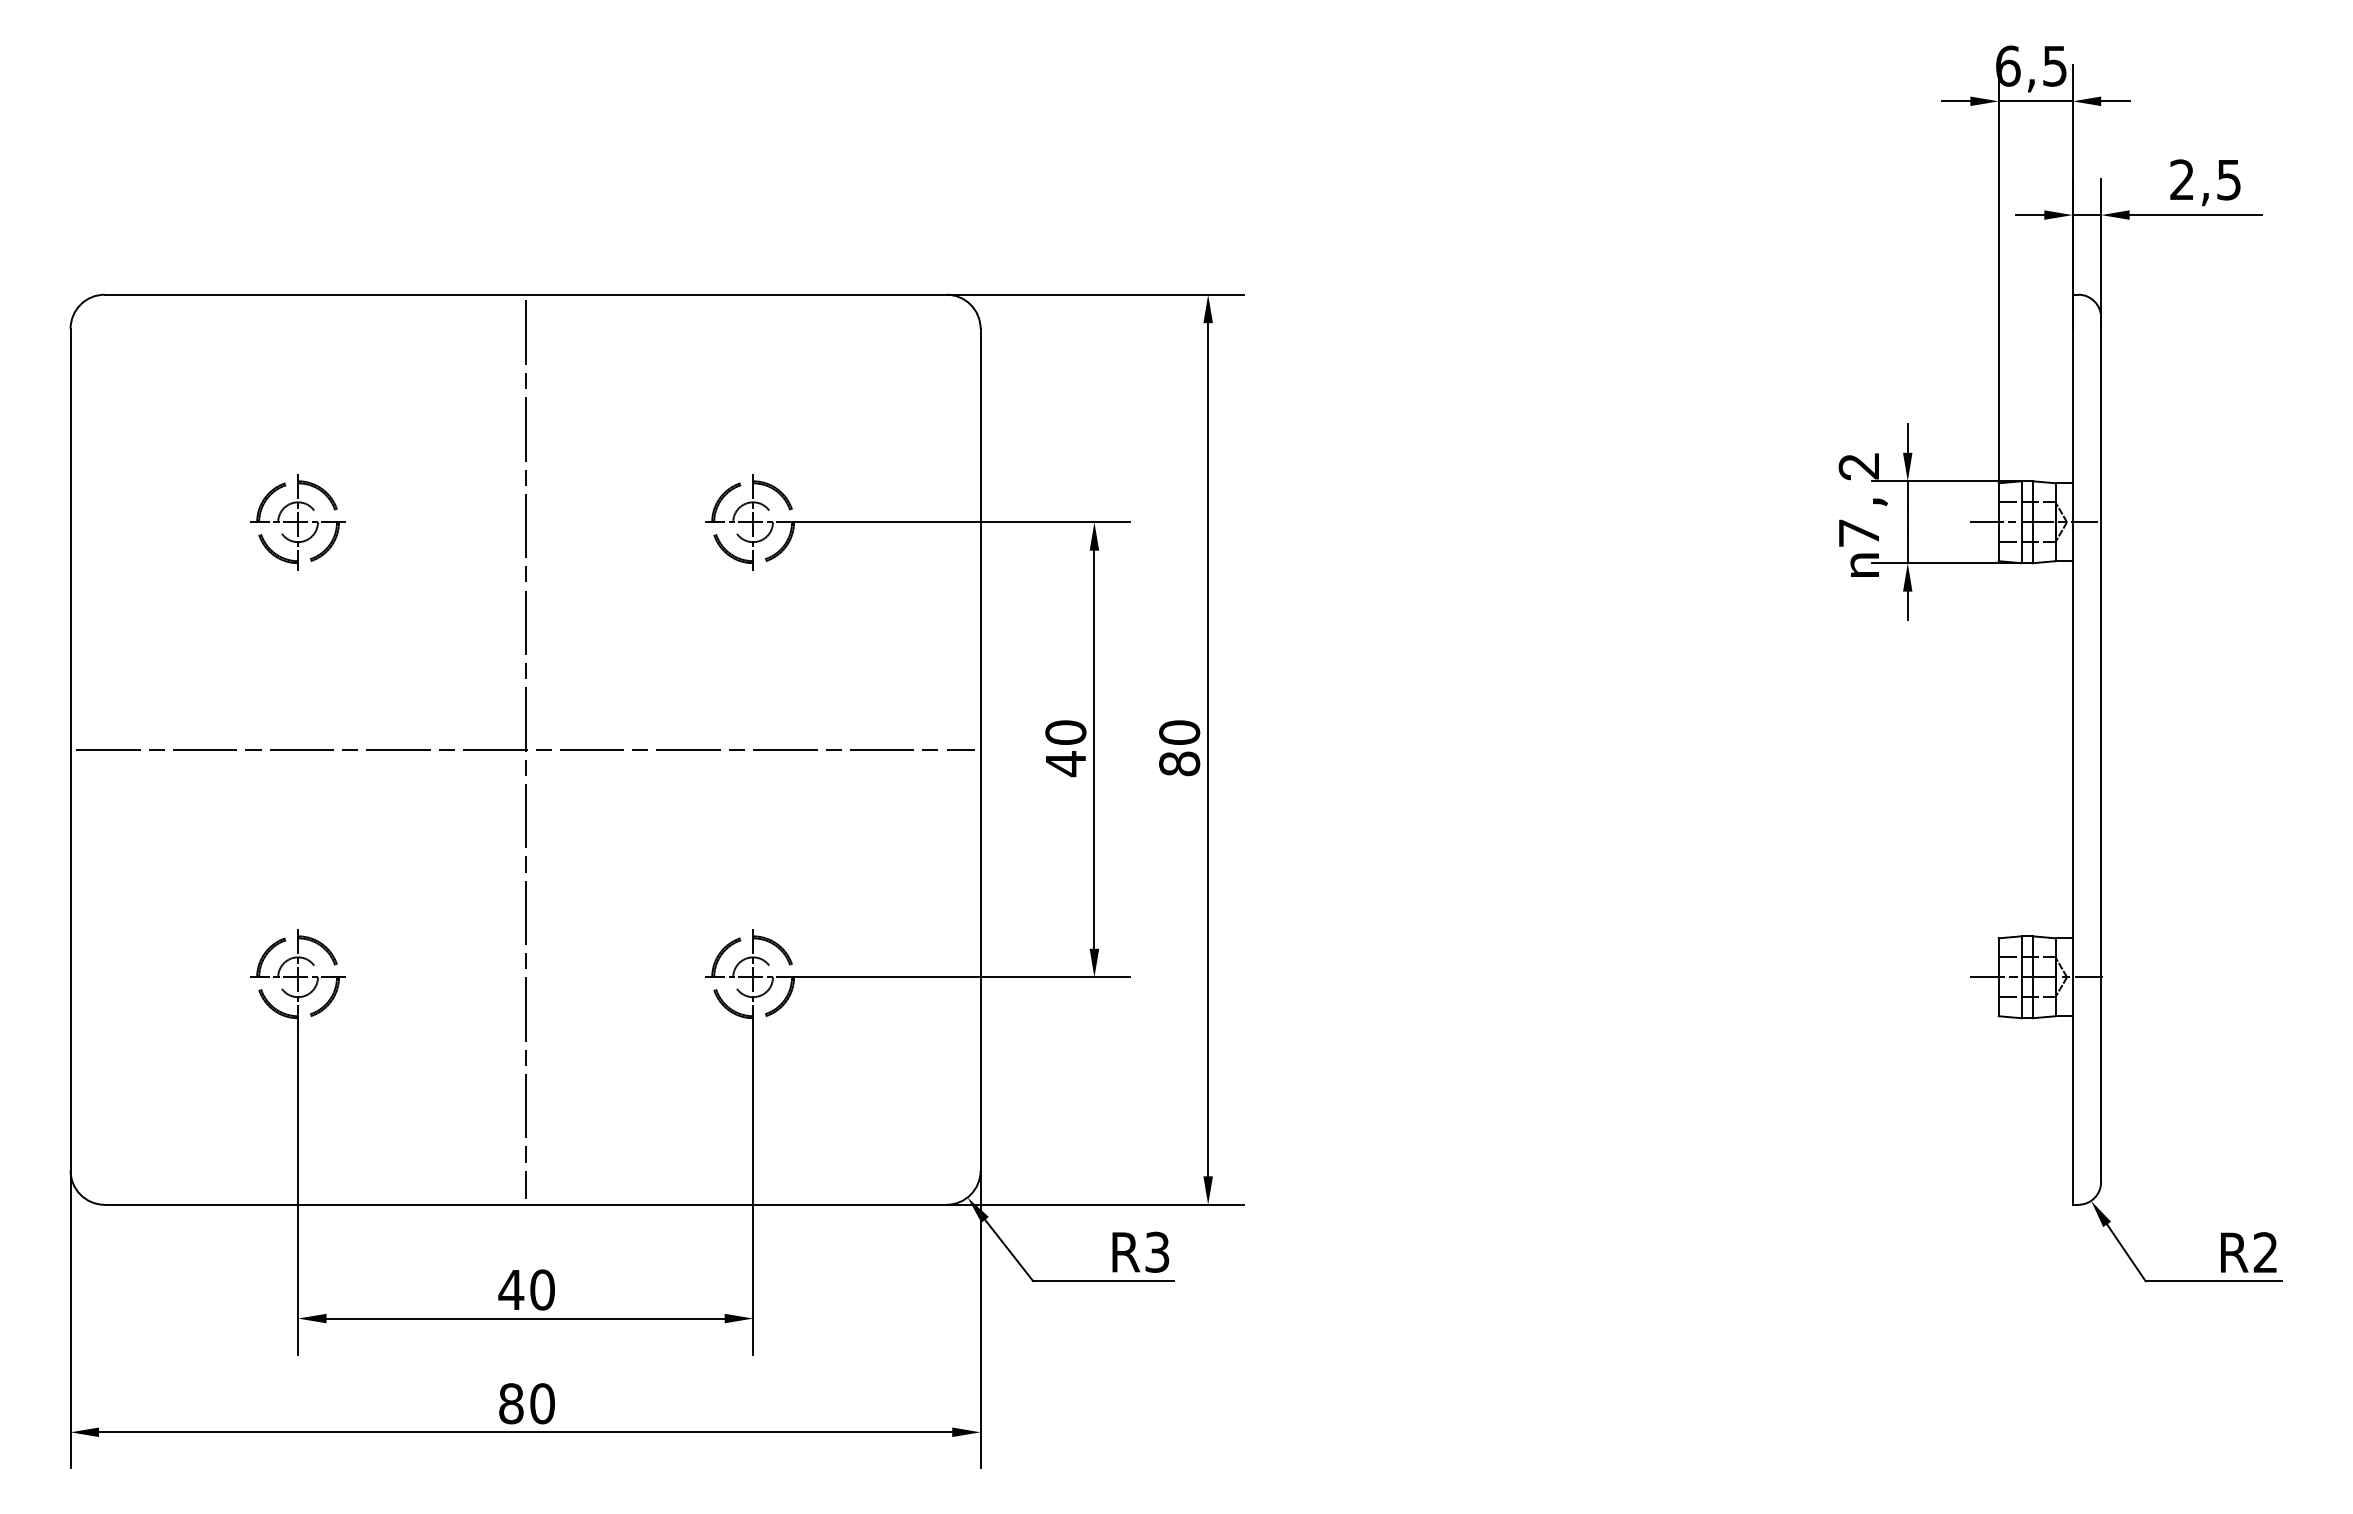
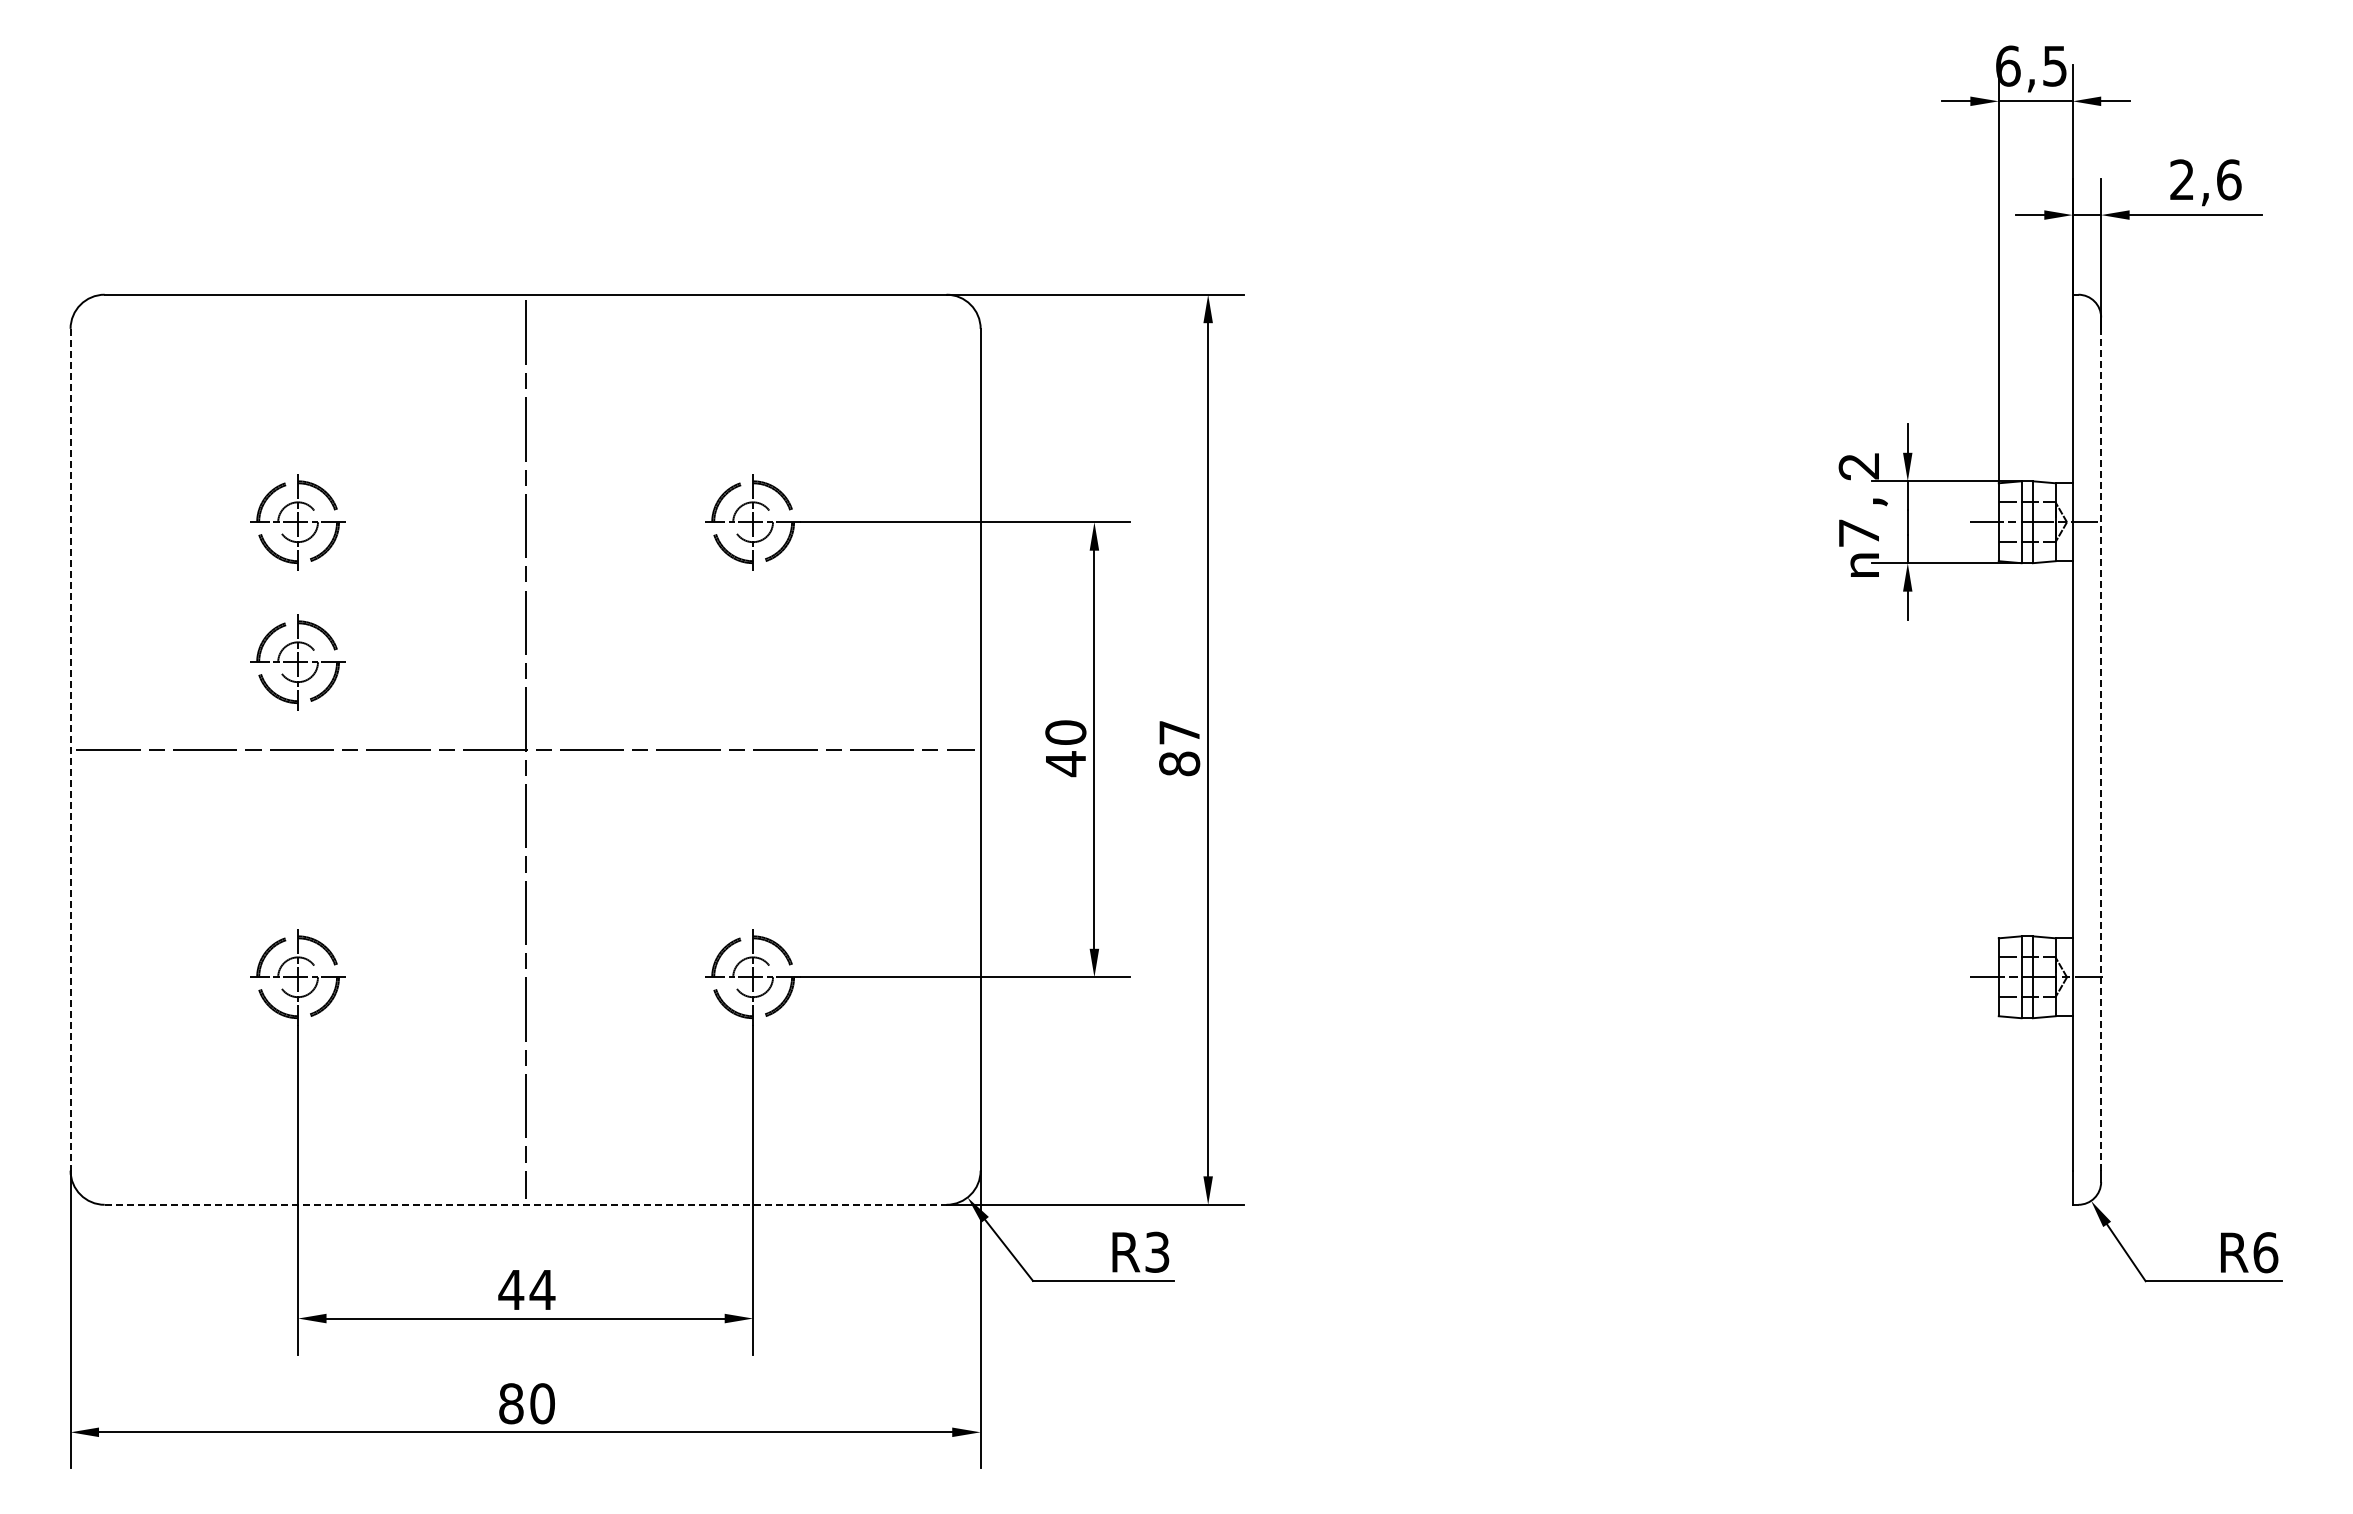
text: 2,5 -> 2,6 (2229, 179)
part: none -> present (297, 662)
text: 80 -> 87 (1179, 732)
line: solid -> dashed (70, 749)
line: solid -> dashed (2101, 749)
line: solid -> dashed (525, 1204)
text: R2 -> R6 (2265, 1252)
text: 40 -> 44 (542, 1289)
